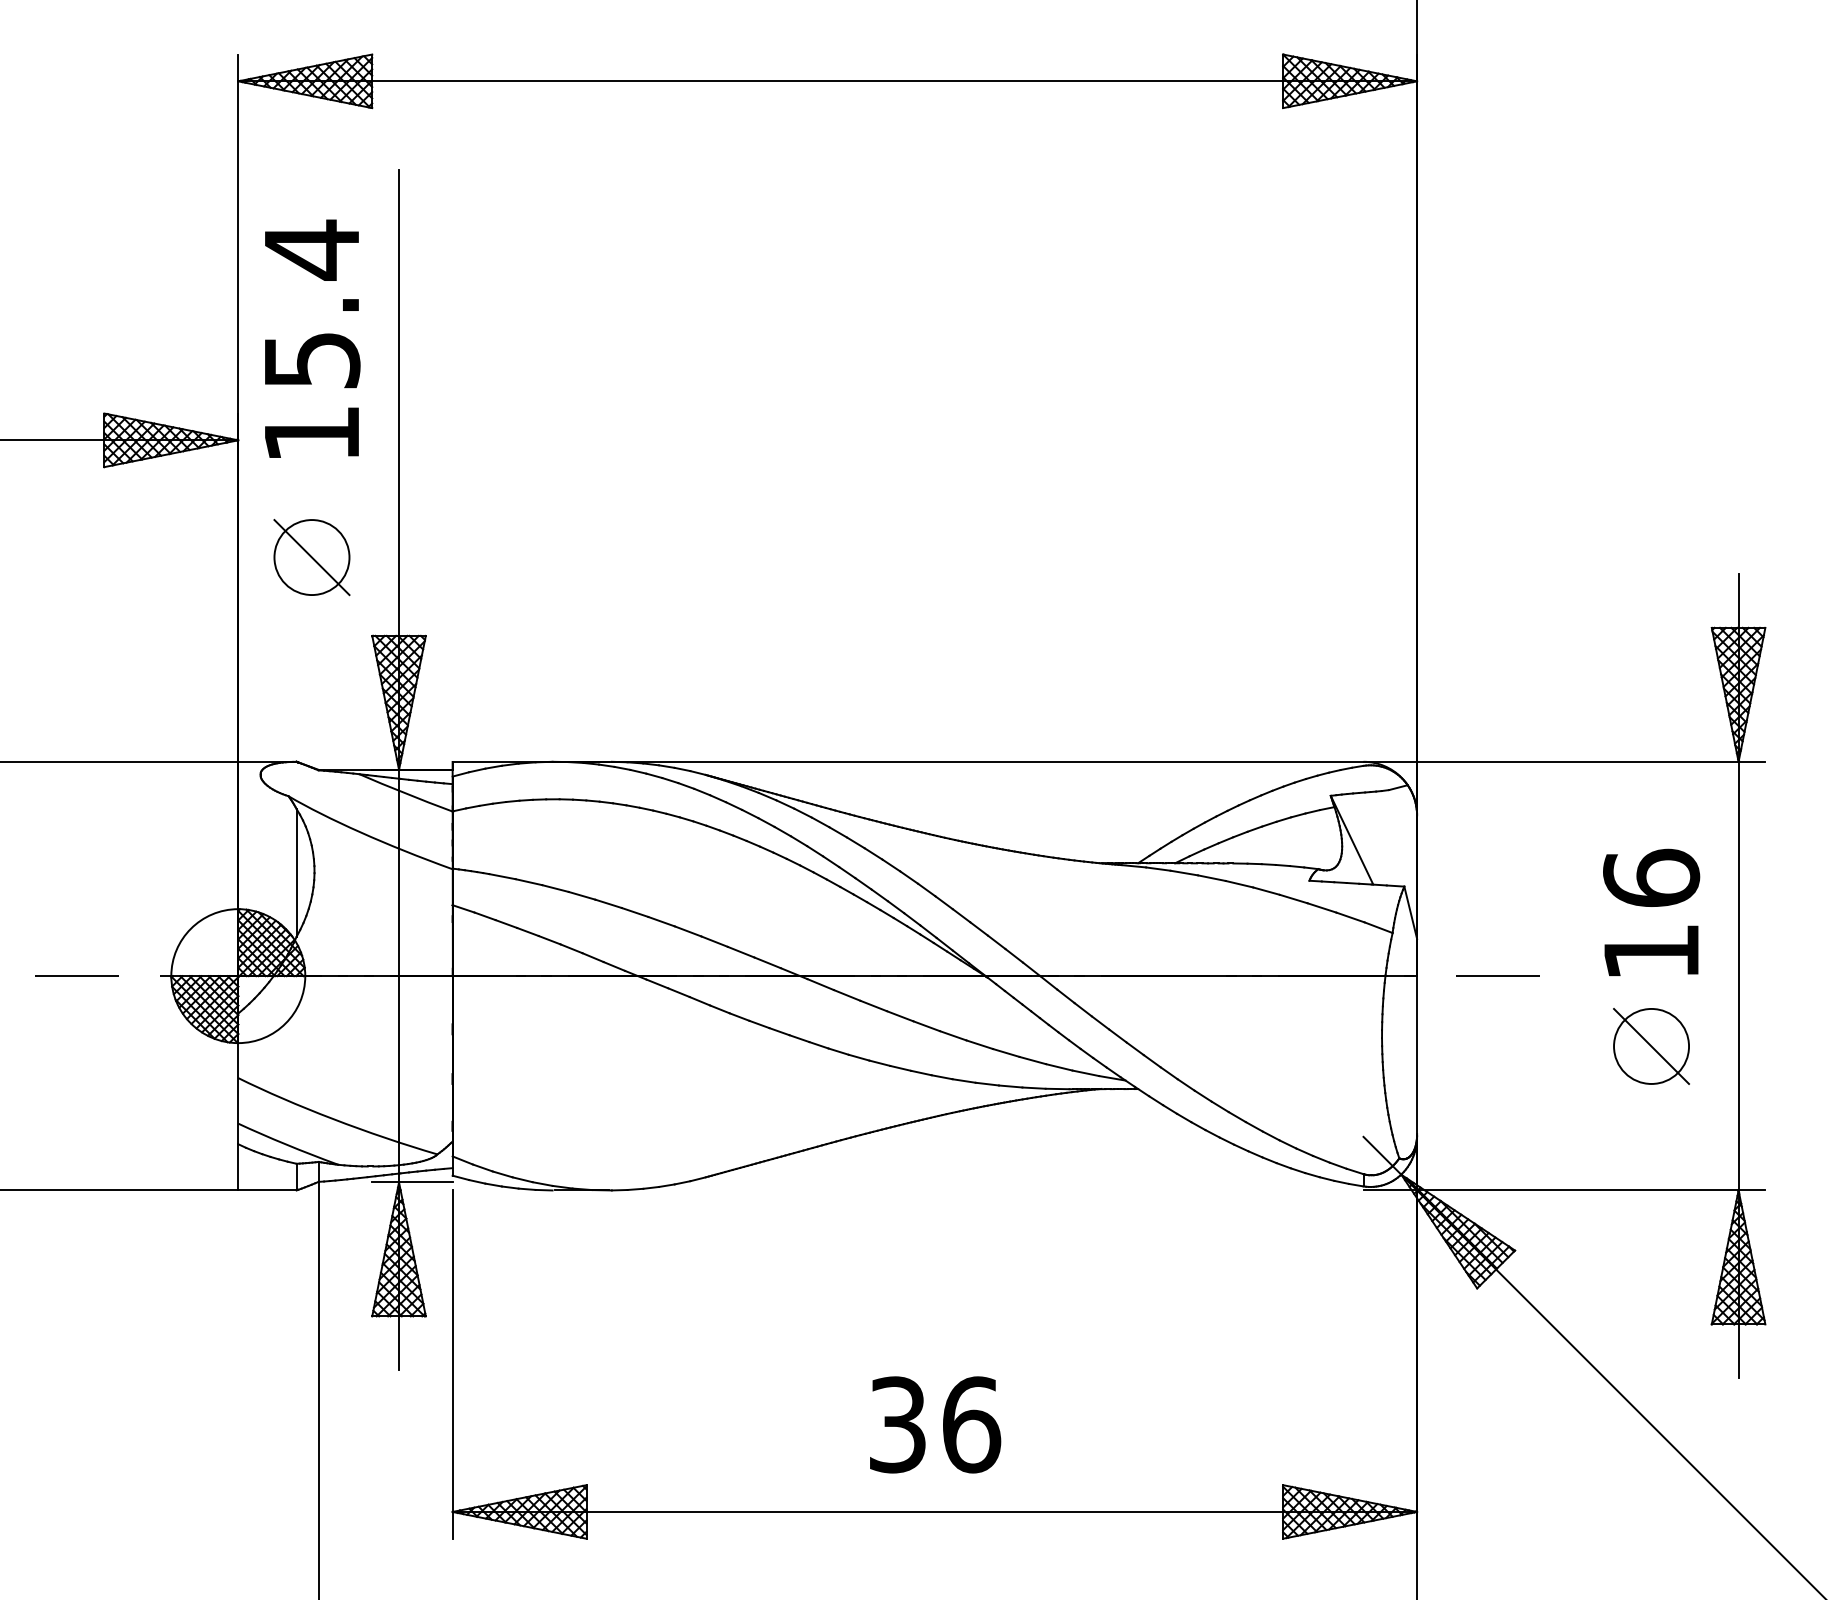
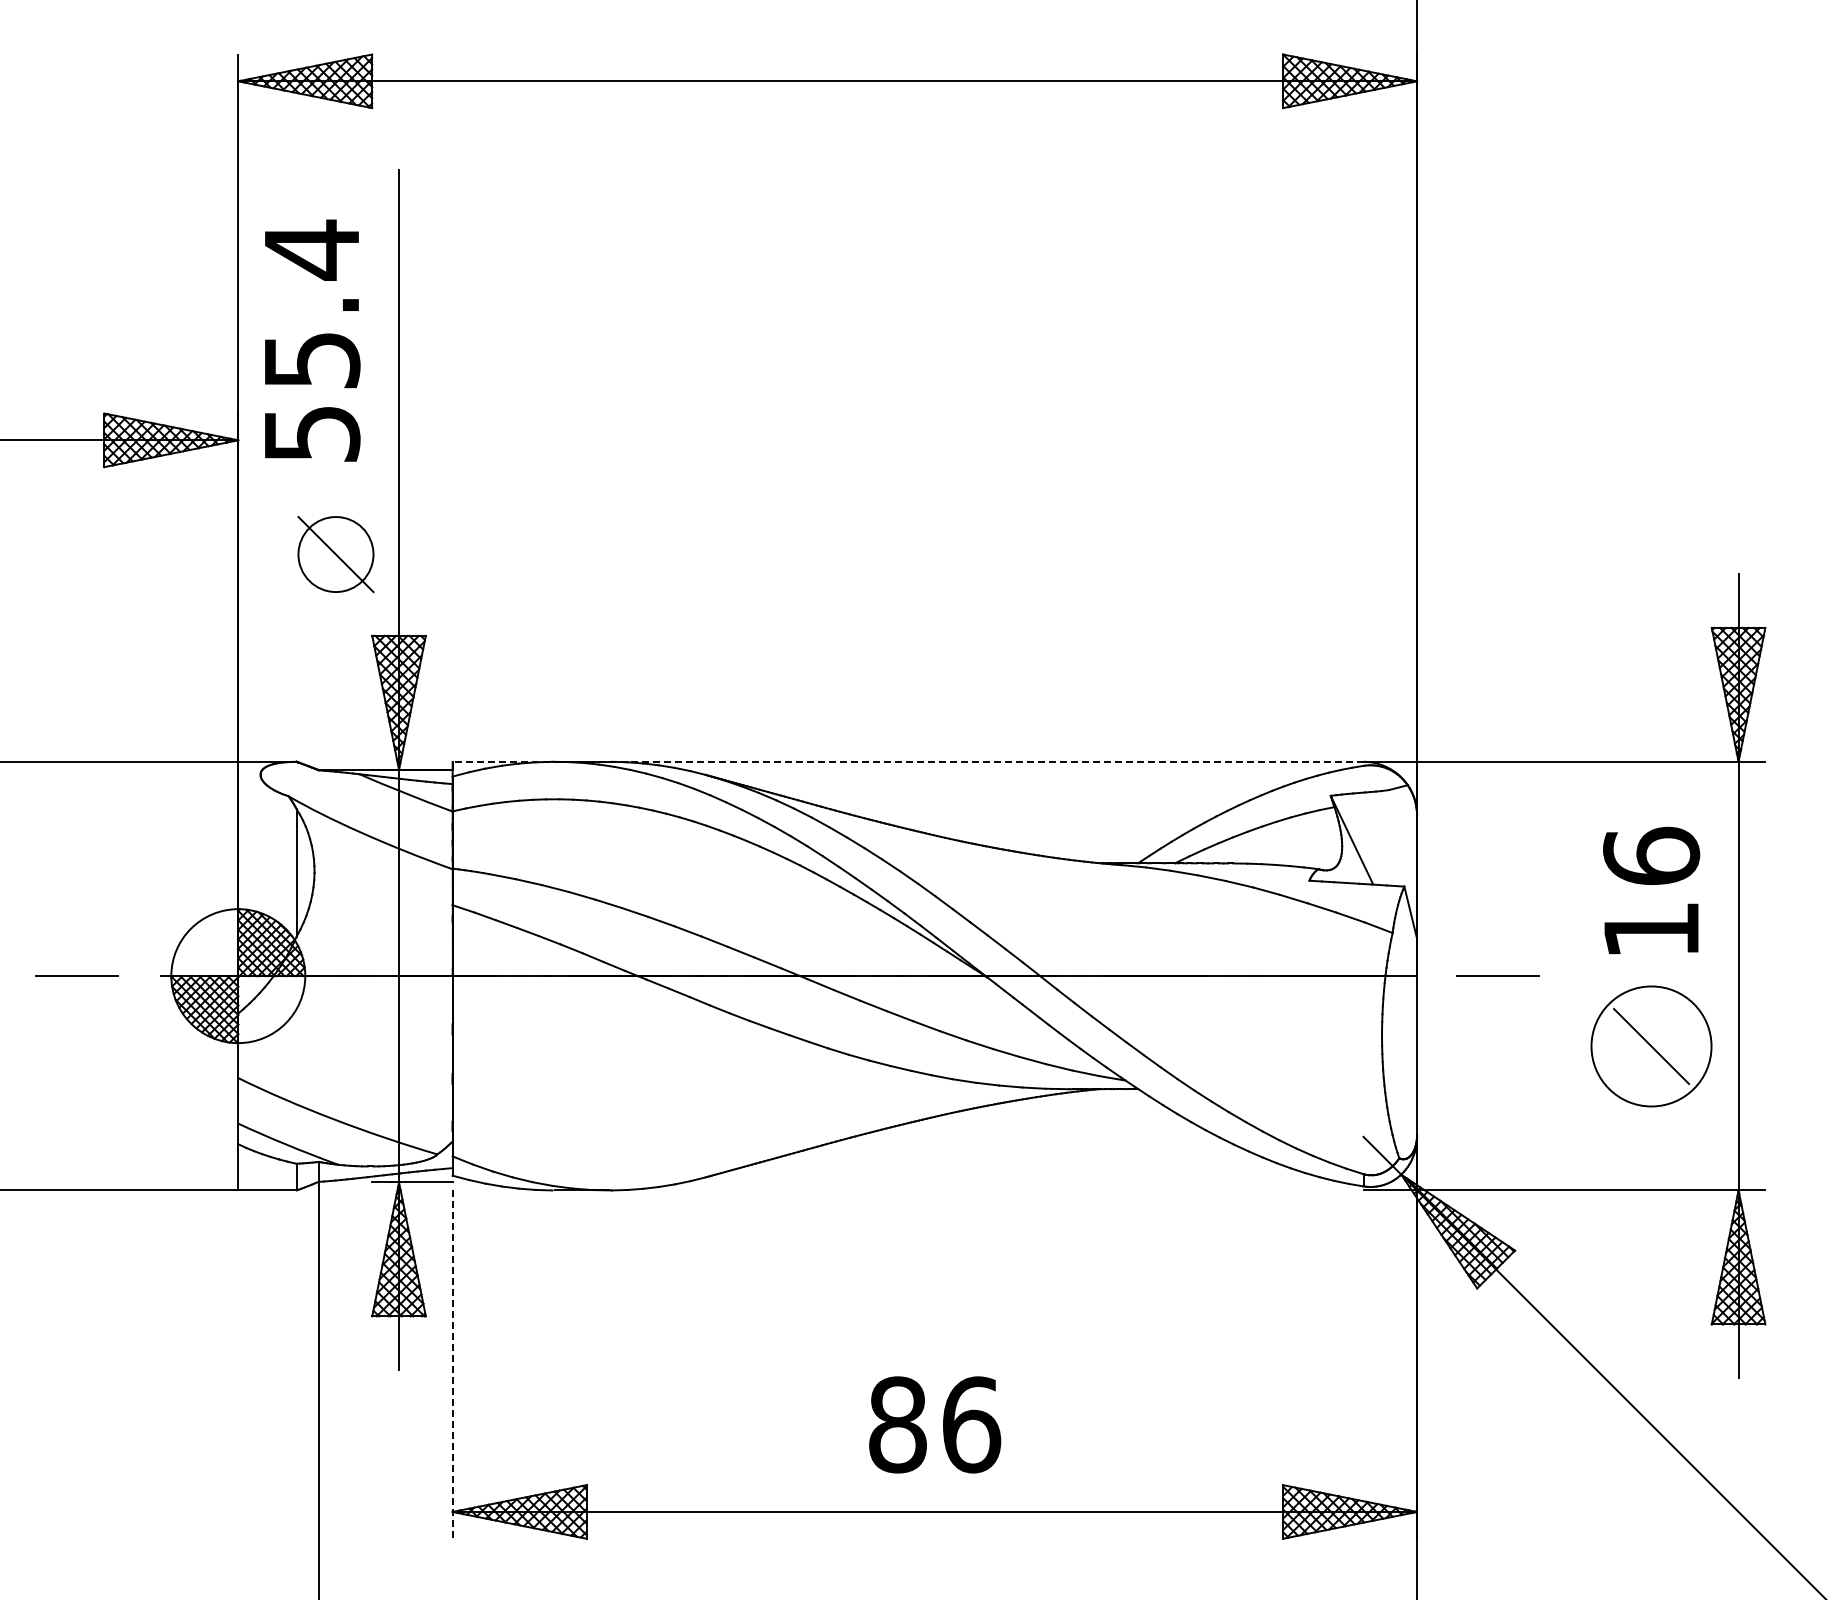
text: 15.4 -> 55.4 (312, 434)
part position: (311, 557) -> (335, 554) (335, 554)
line: solid -> dashed (907, 761)
text position: (1651, 911) -> (1651, 889) (1651, 889)
circle diameter: 75 px -> 120 px (1651, 1046)
line: solid -> dashed (452, 1365)
text: 36 -> 86 (897, 1424)
